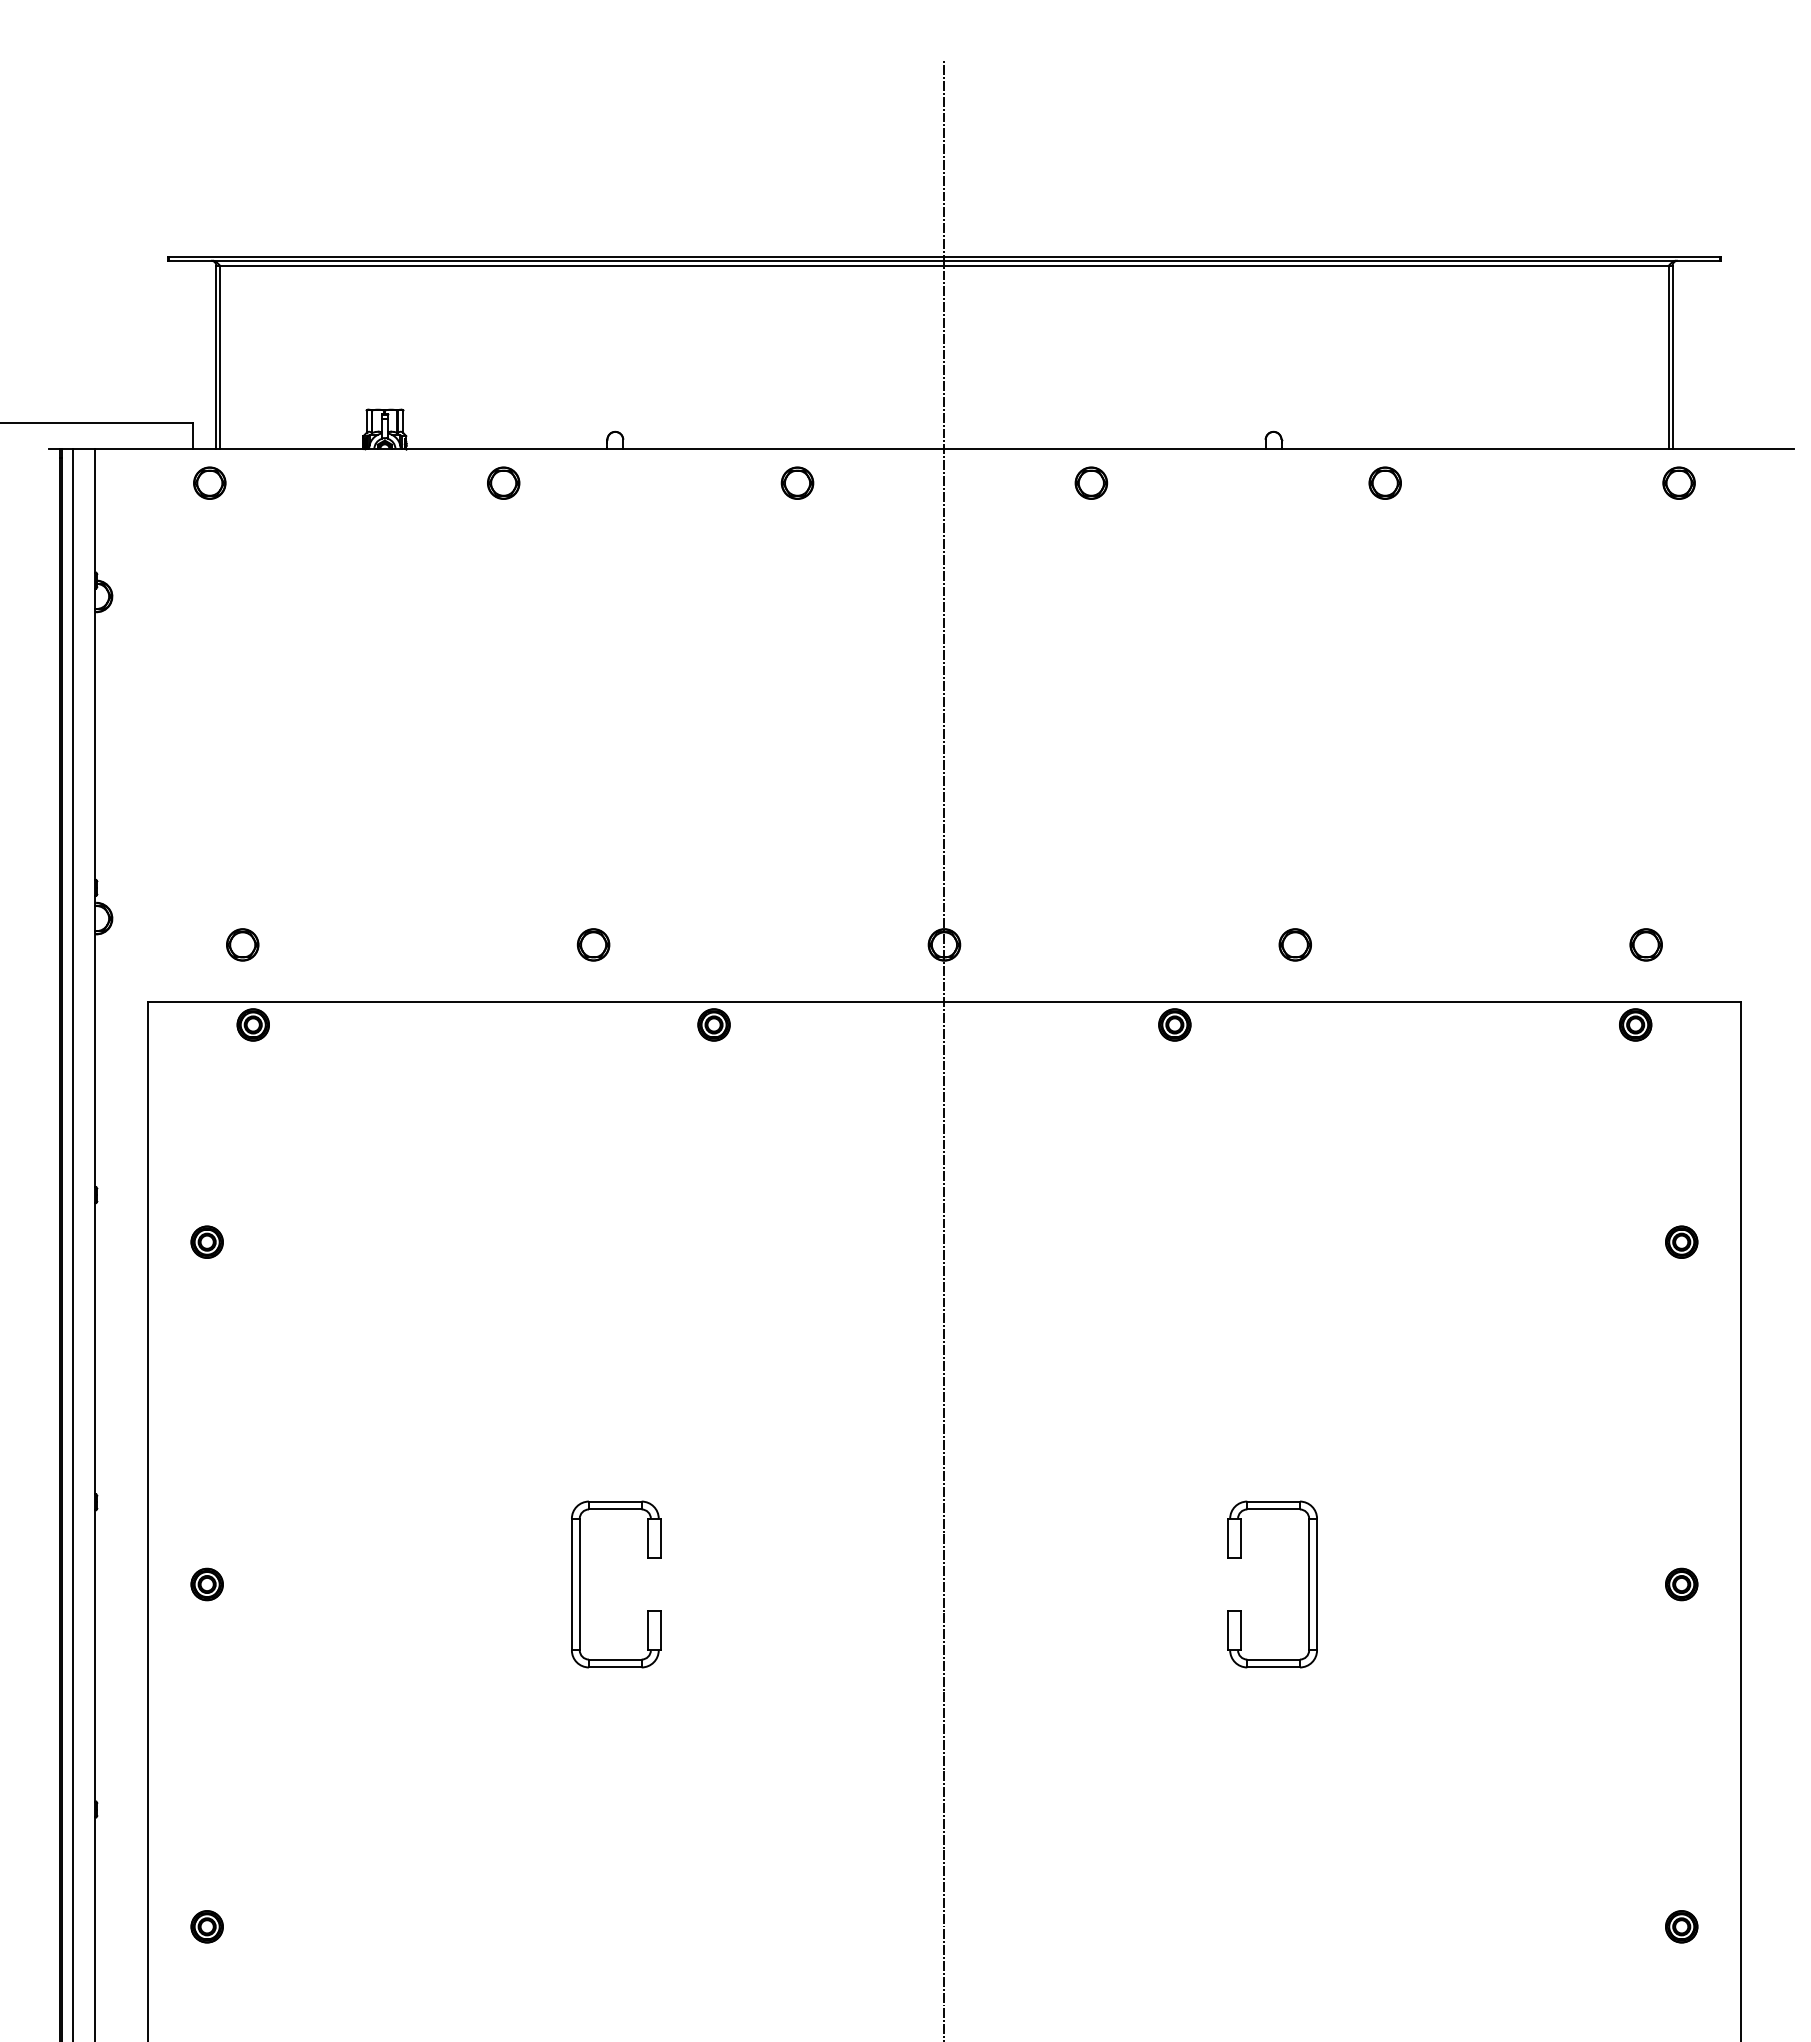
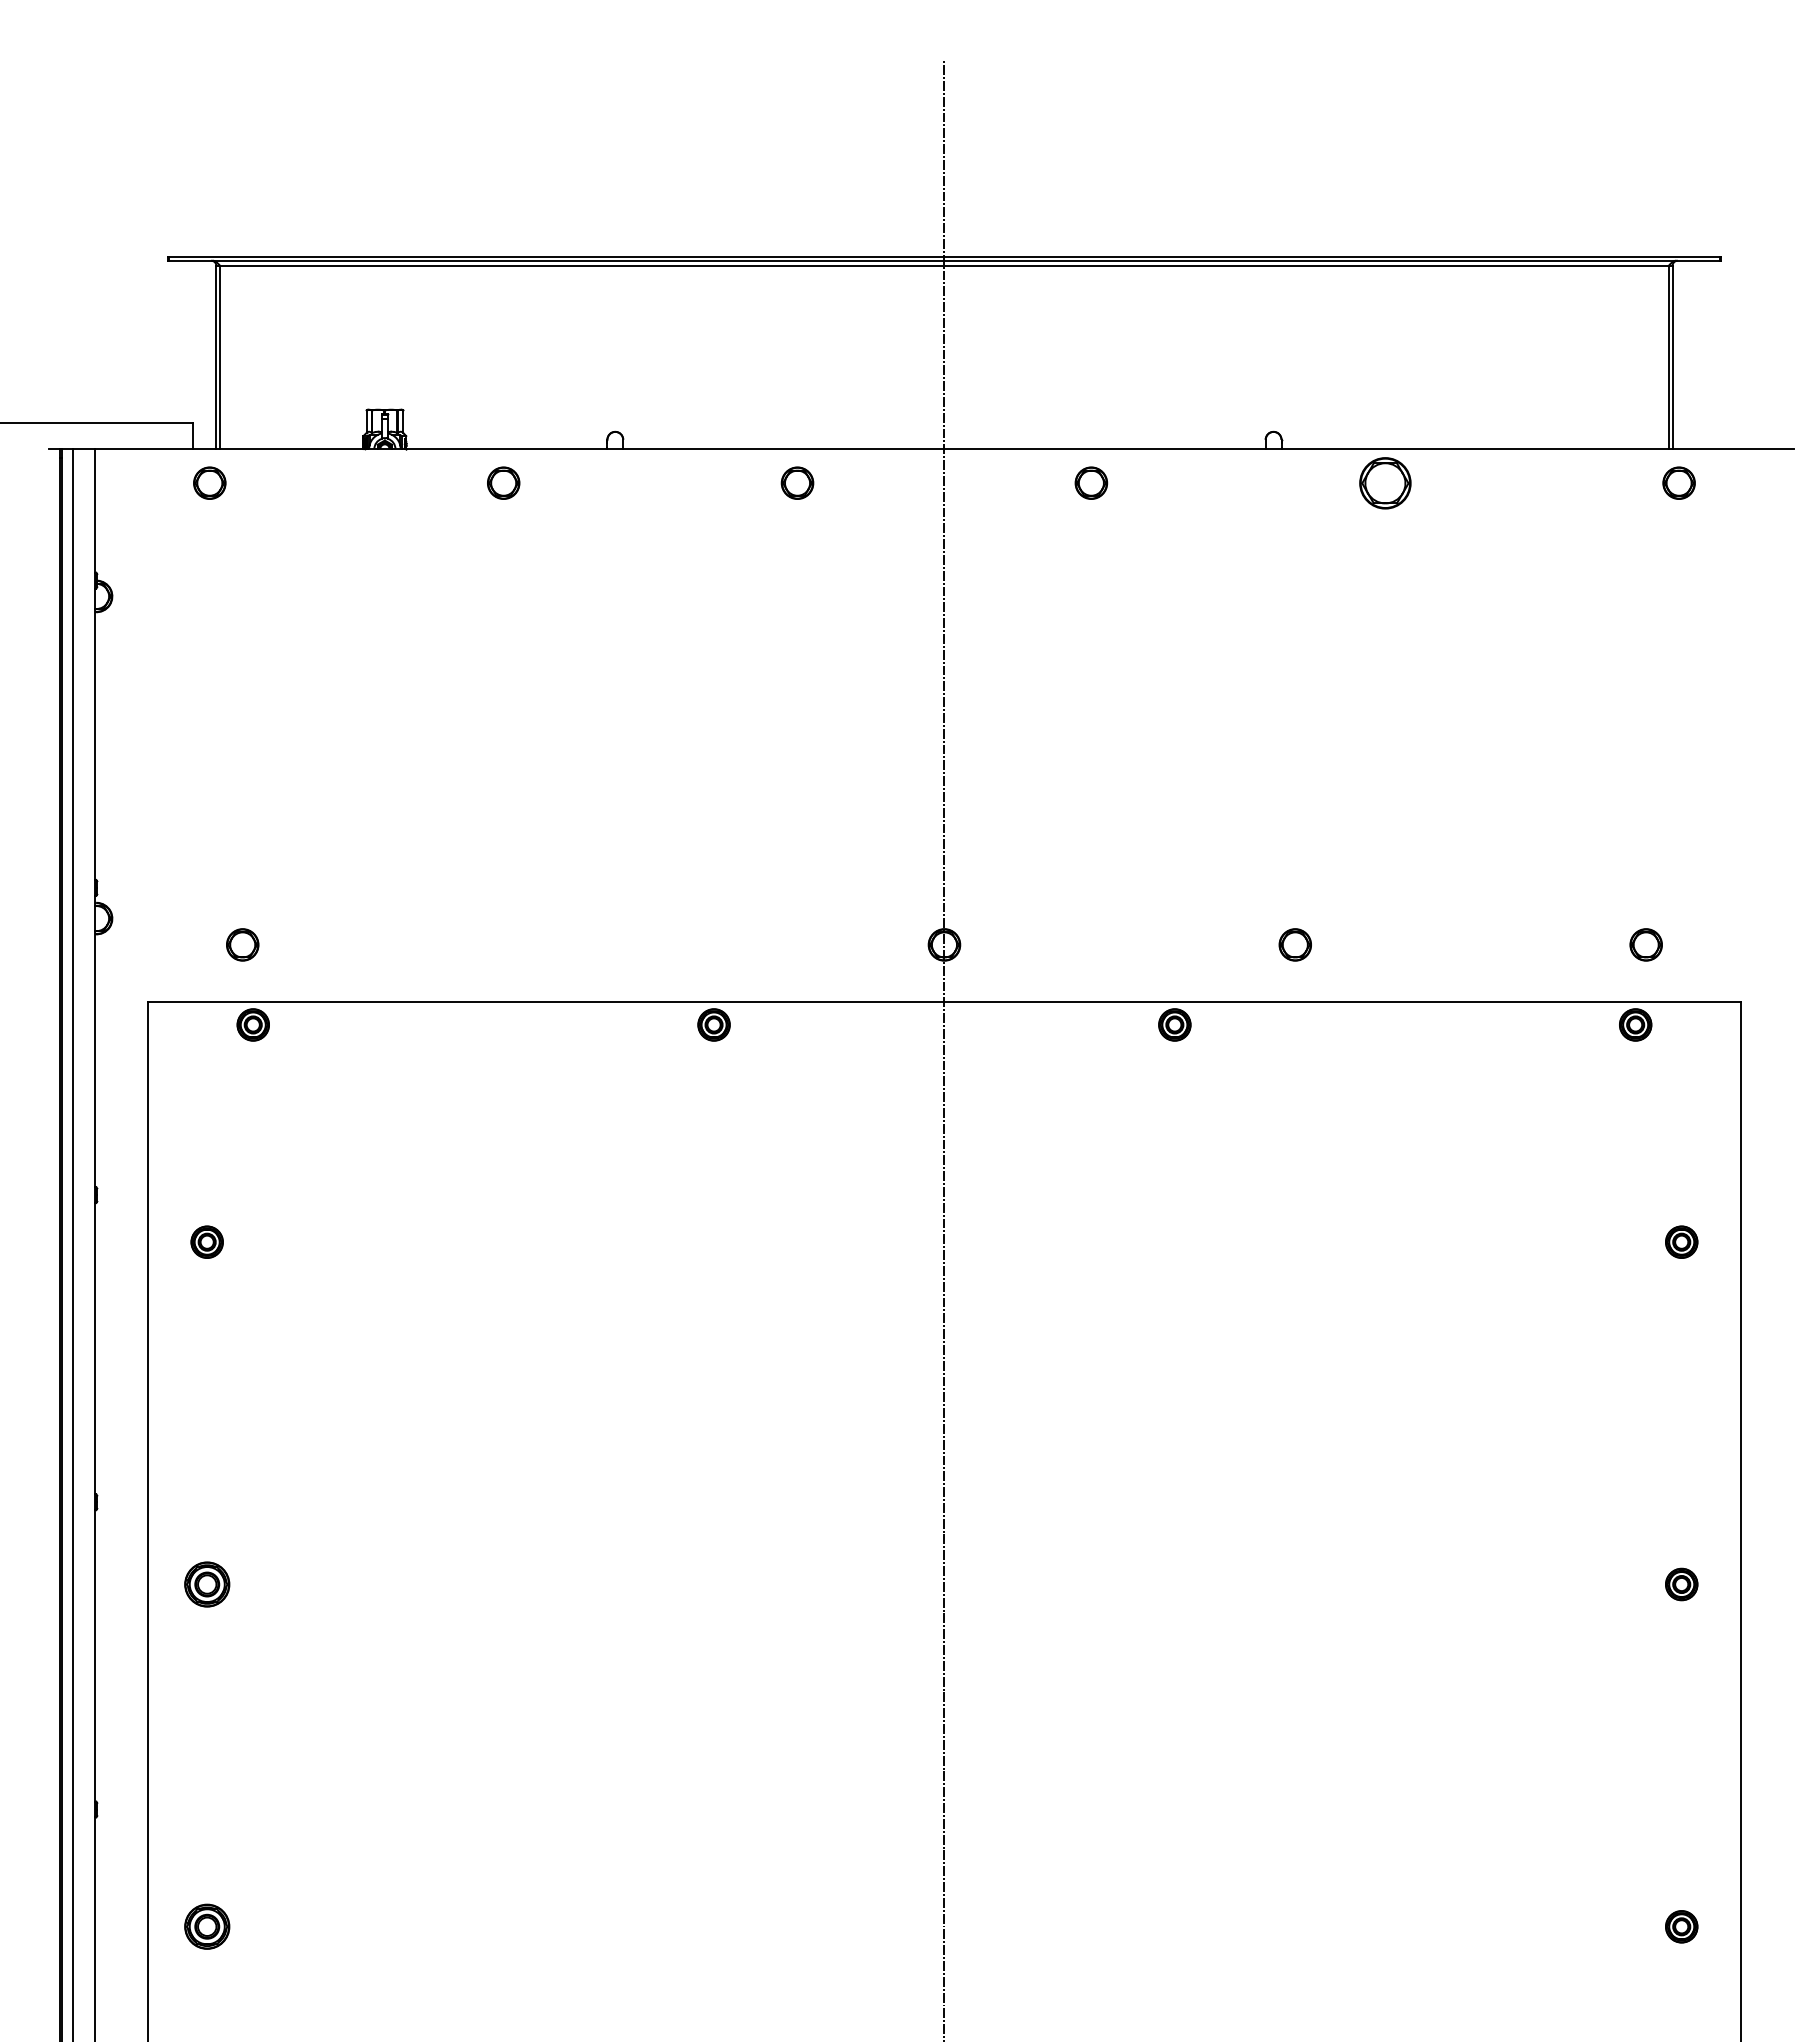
part size: 34x34 px -> 53x53 px (1385, 483)
part: present -> none (593, 944)
part size: 34x35 px -> 47x47 px (207, 1584)
part: present -> none (580, 1584)
part: present -> none (1308, 1584)
part size: 34x34 px -> 47x47 px (207, 1926)
